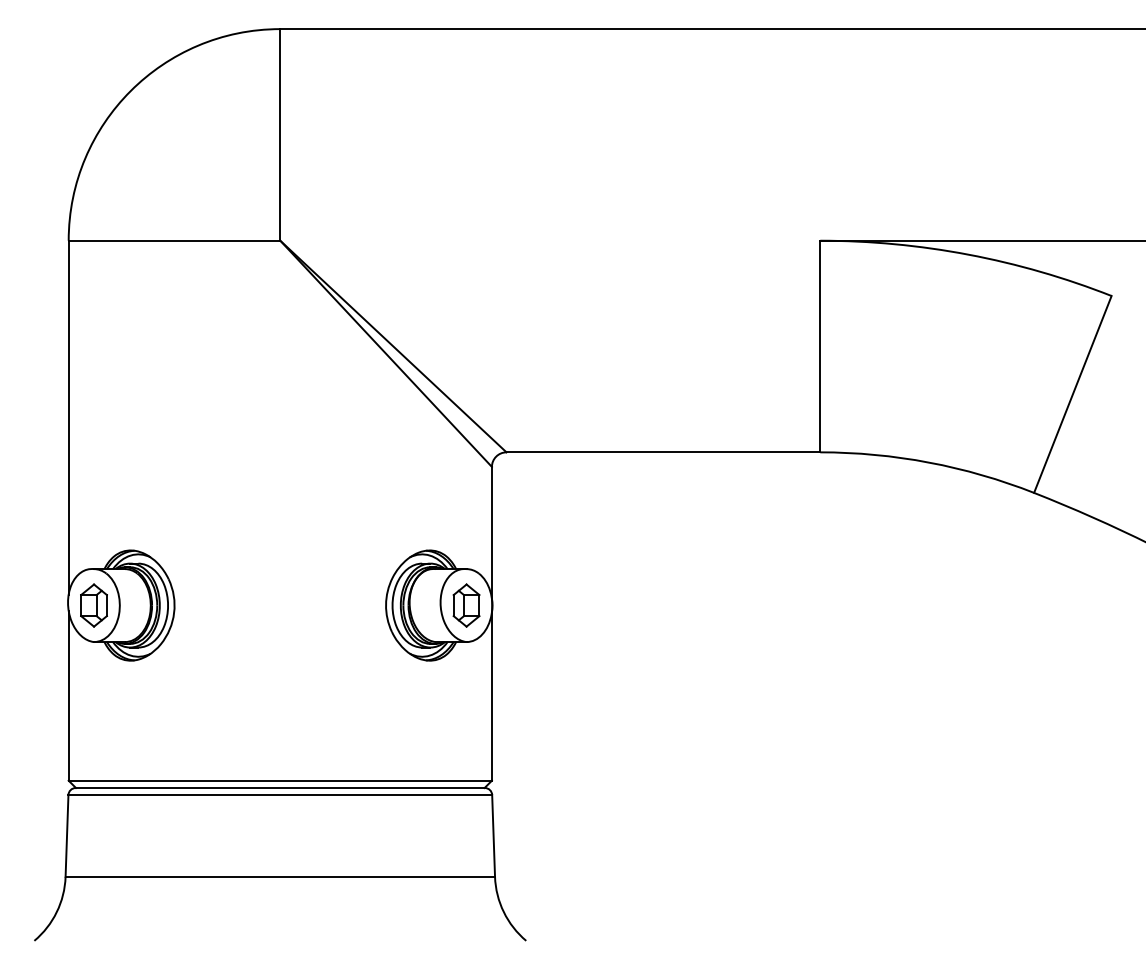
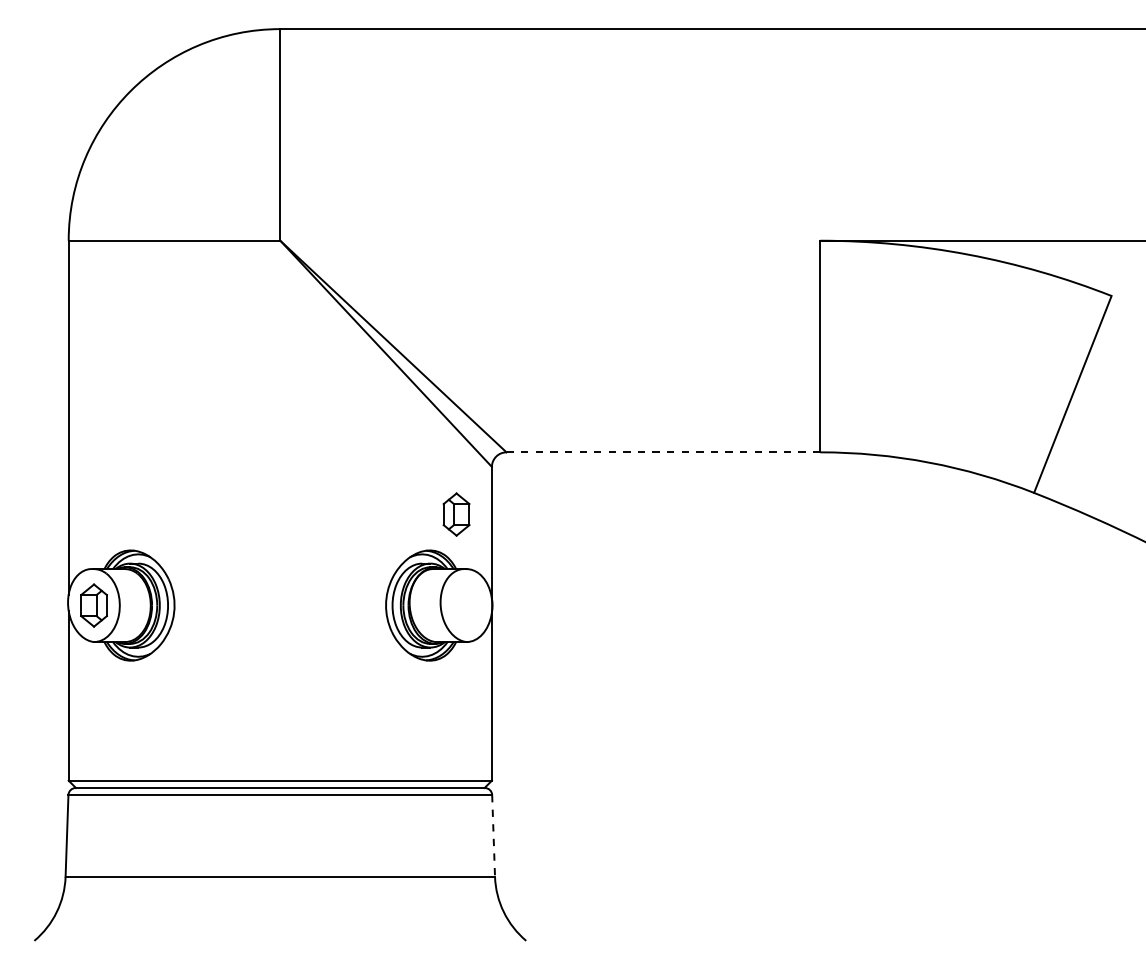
line: solid -> dashed (663, 452)
part position: (466, 605) -> (456, 514) (456, 514)
line: solid -> dashed (493, 835)
